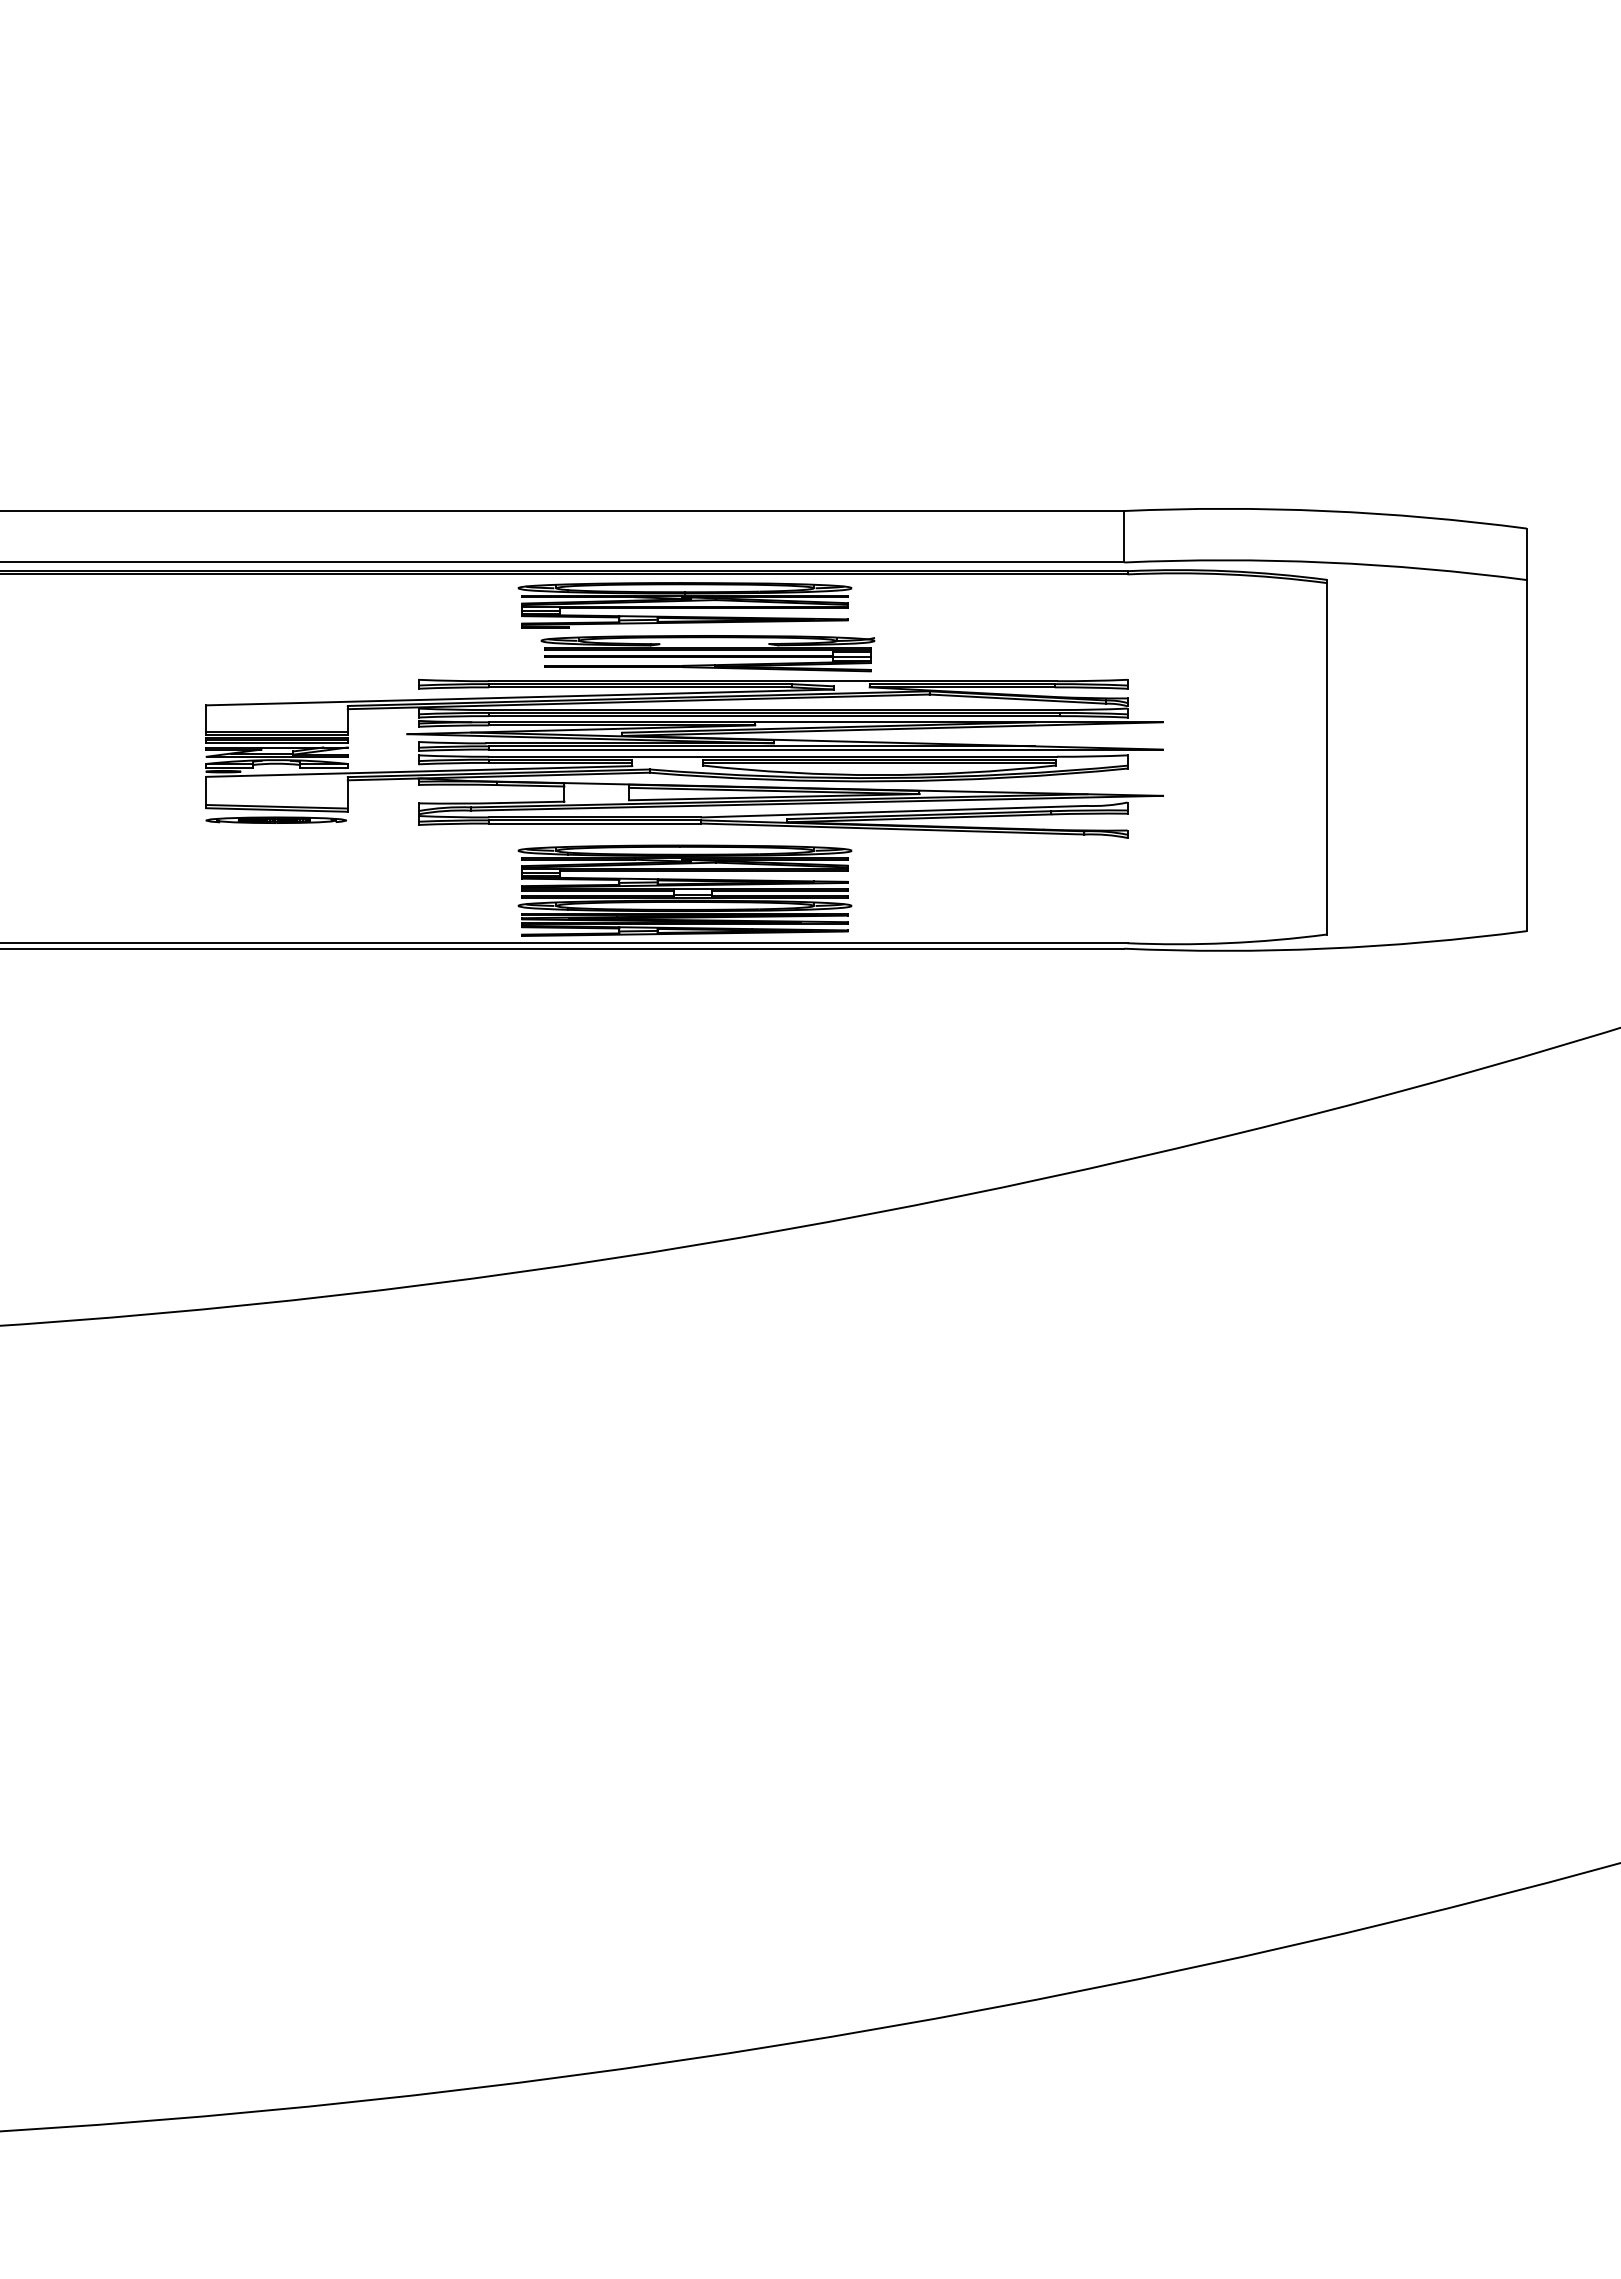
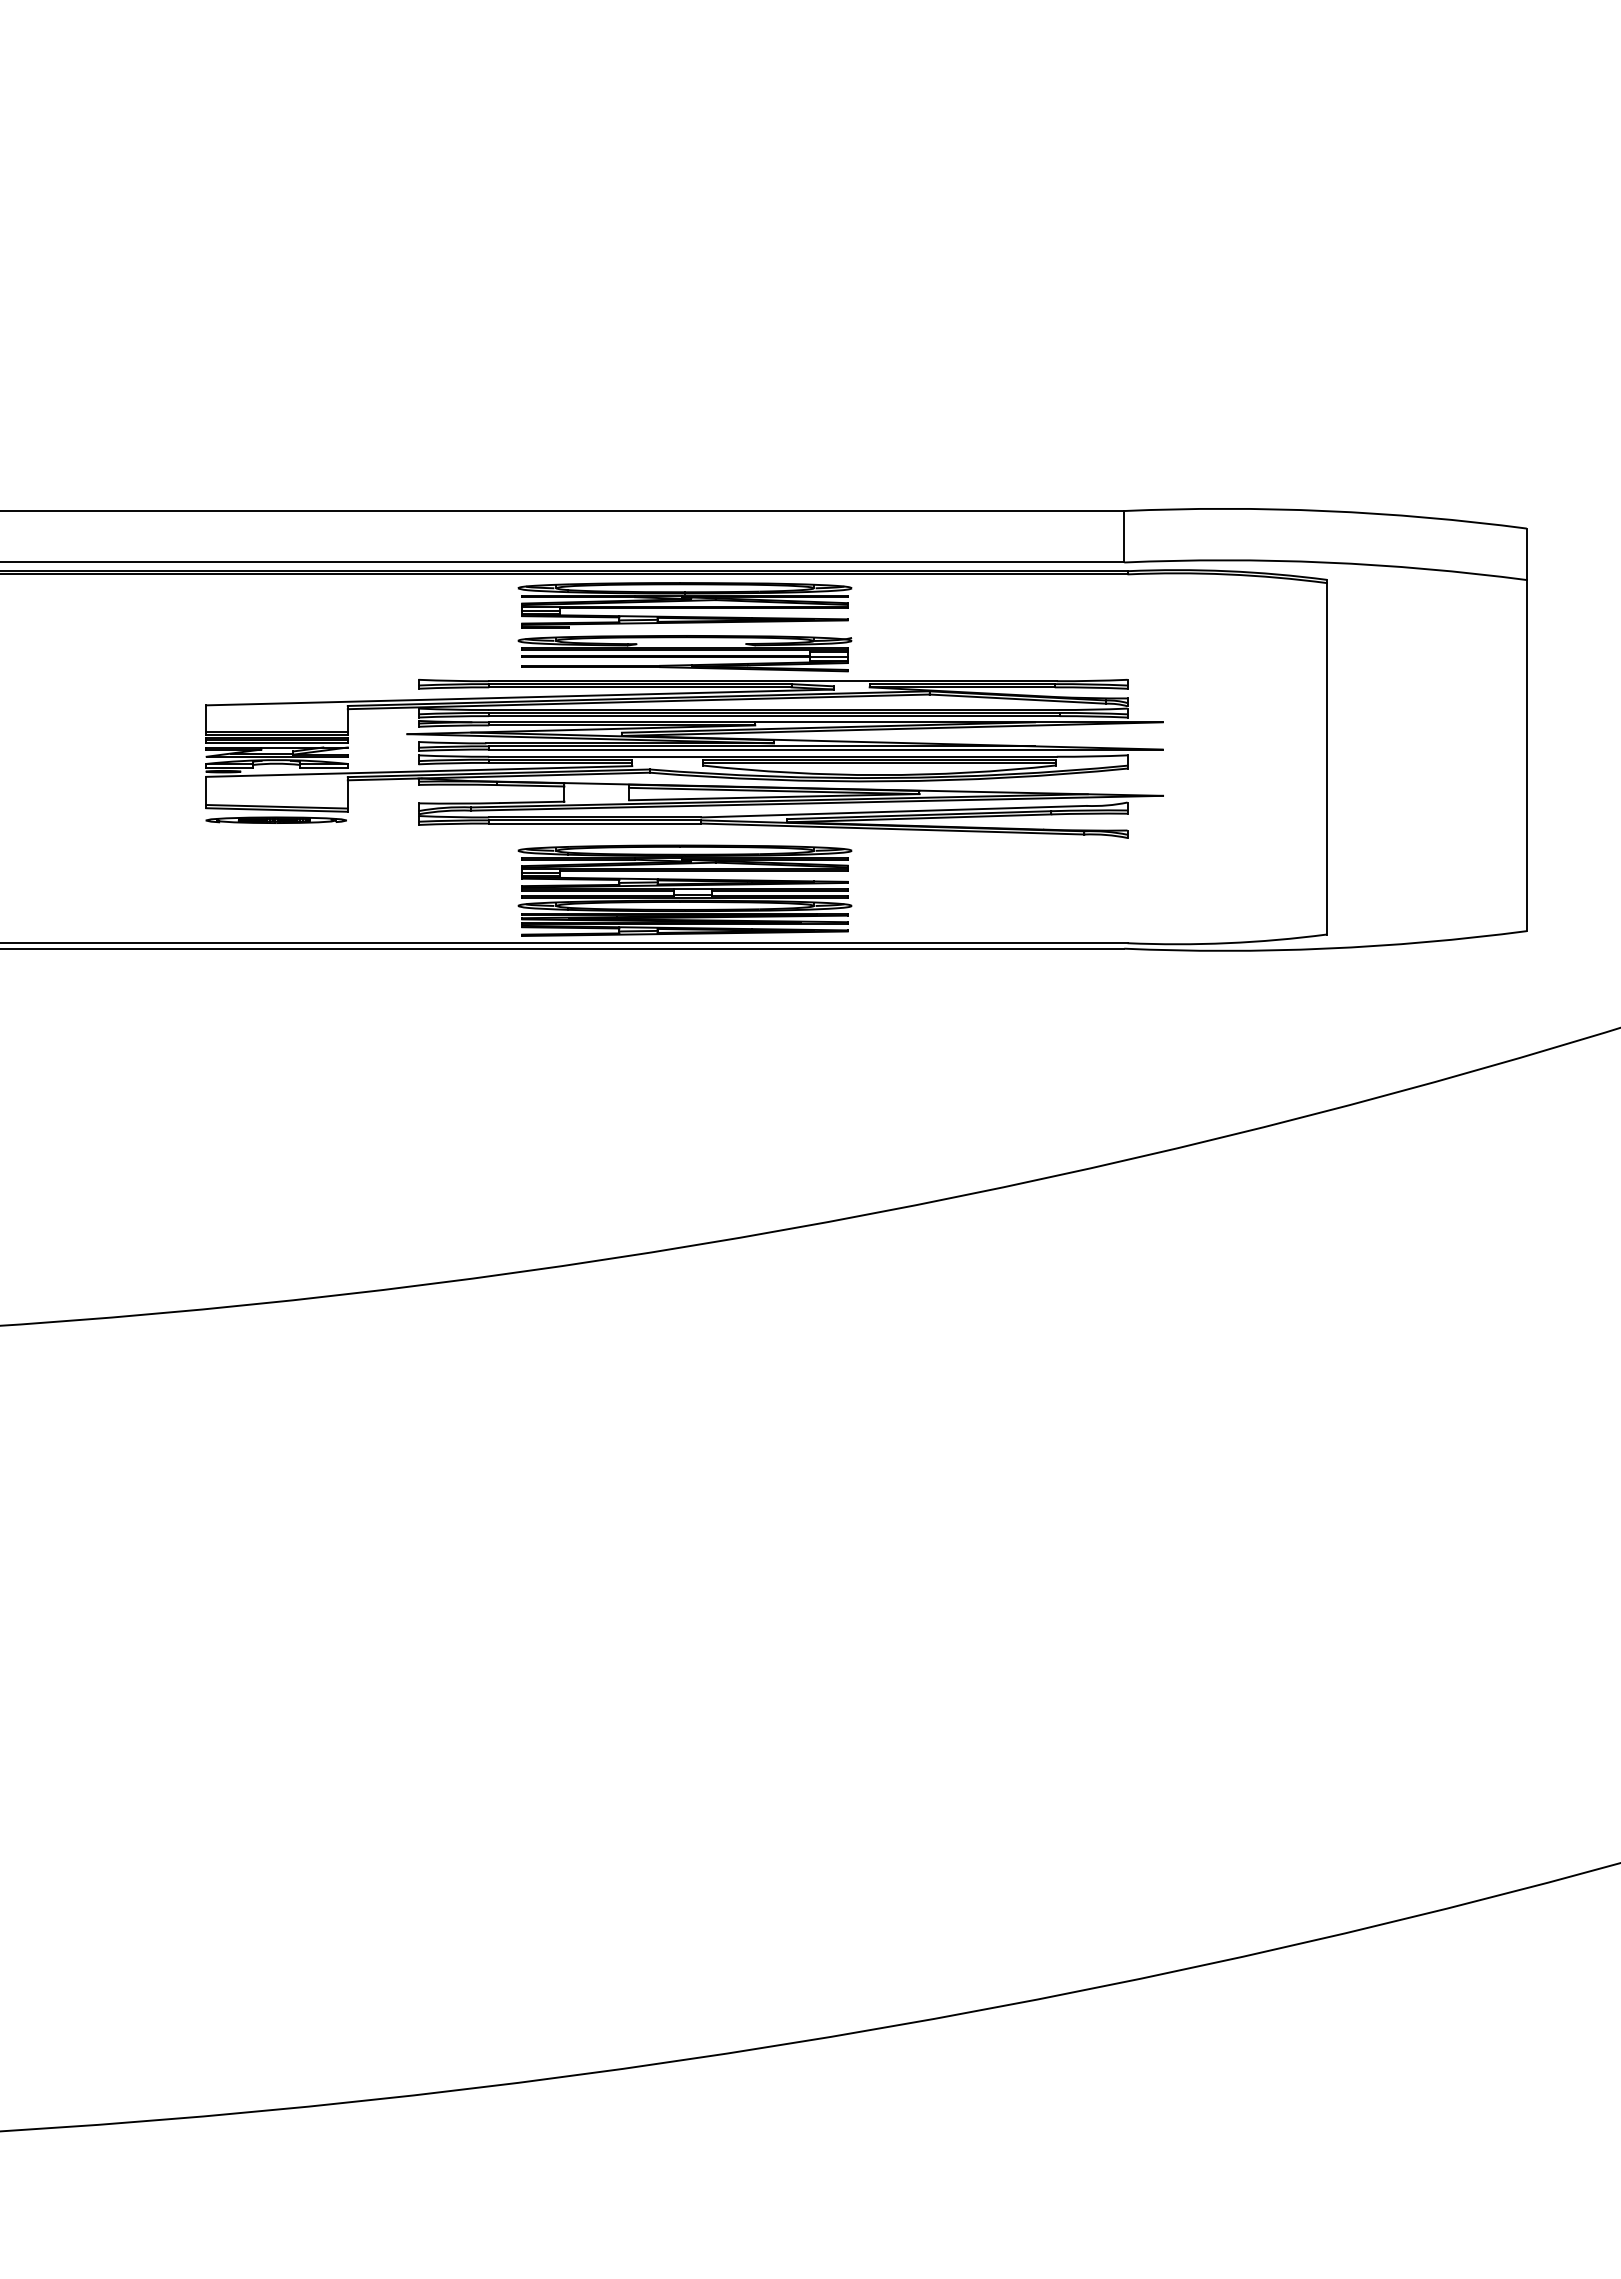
part position: (707, 653) -> (684, 653) (684, 653)
